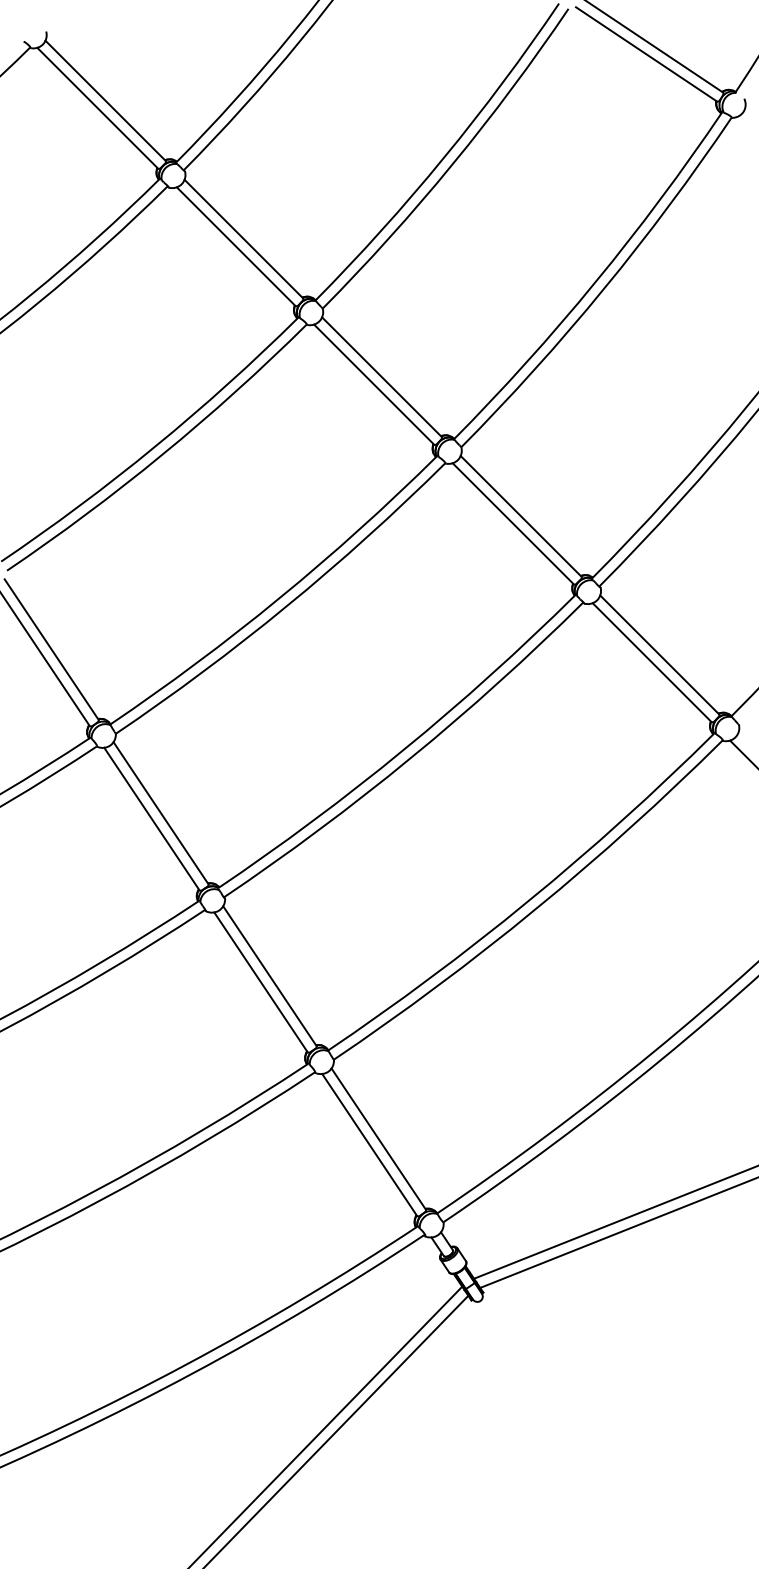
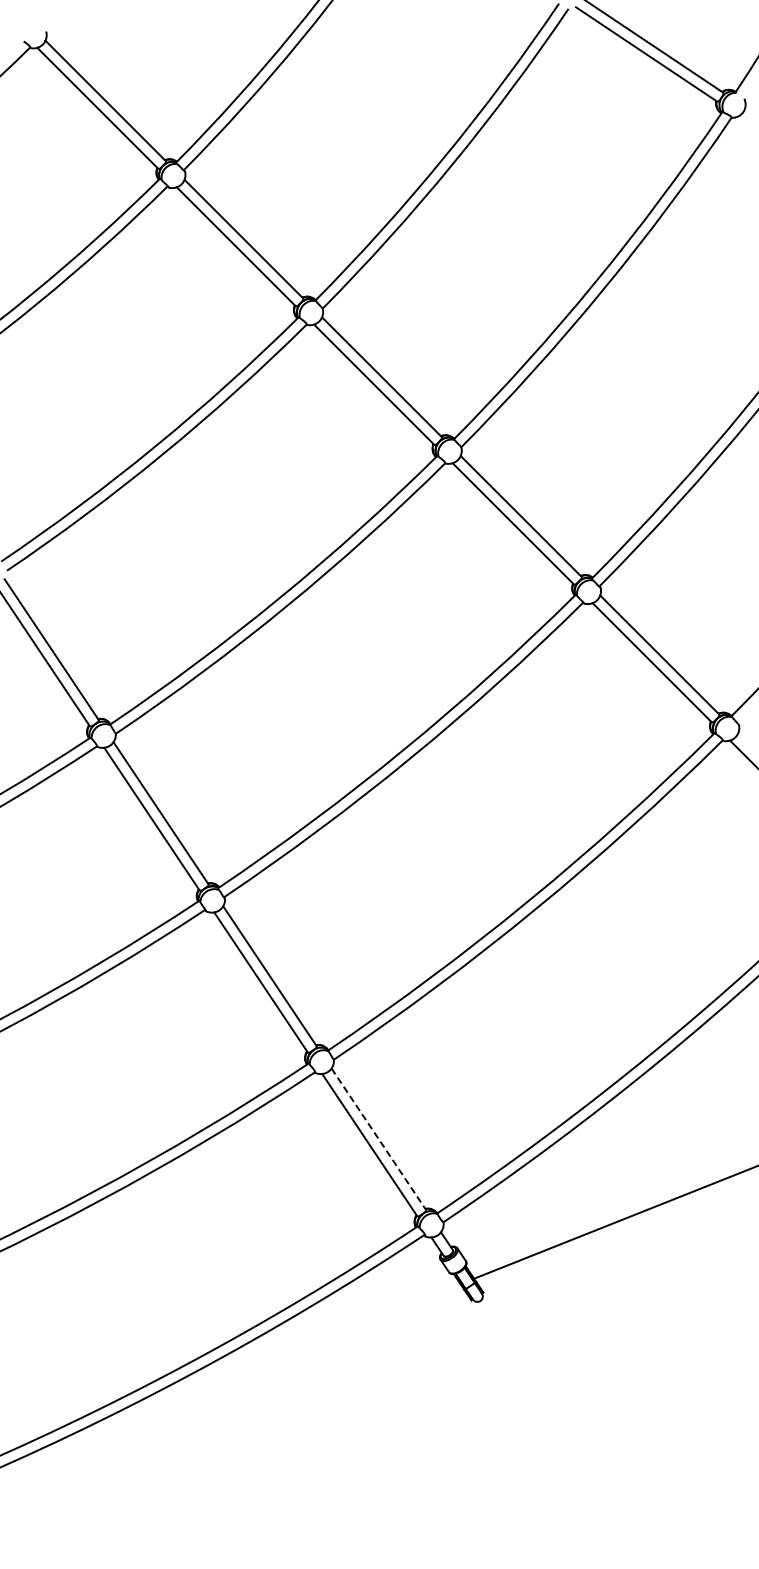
line: solid -> dashed (378, 1139)
line: present -> none (617, 1232)
line: present -> none (326, 1425)
line: present -> none (337, 1430)
